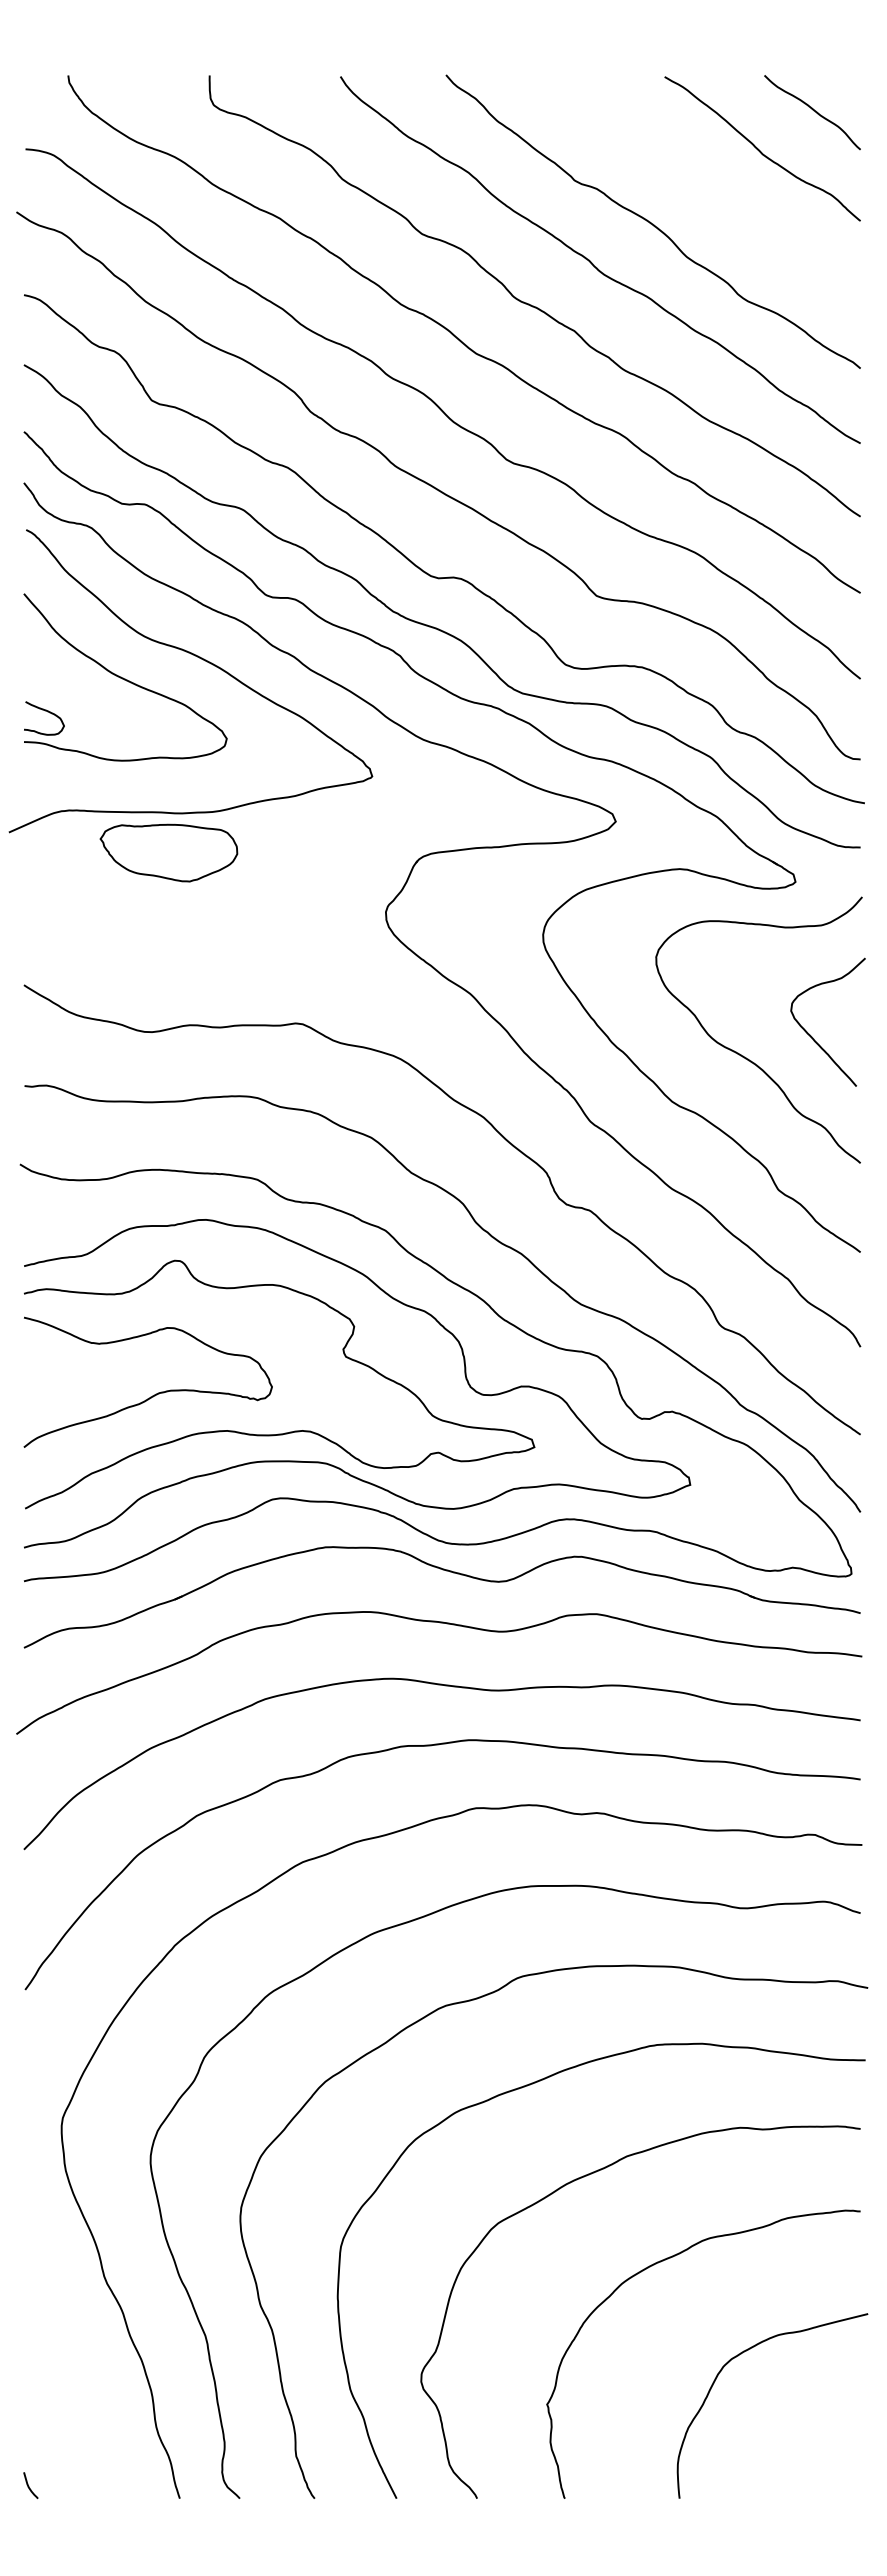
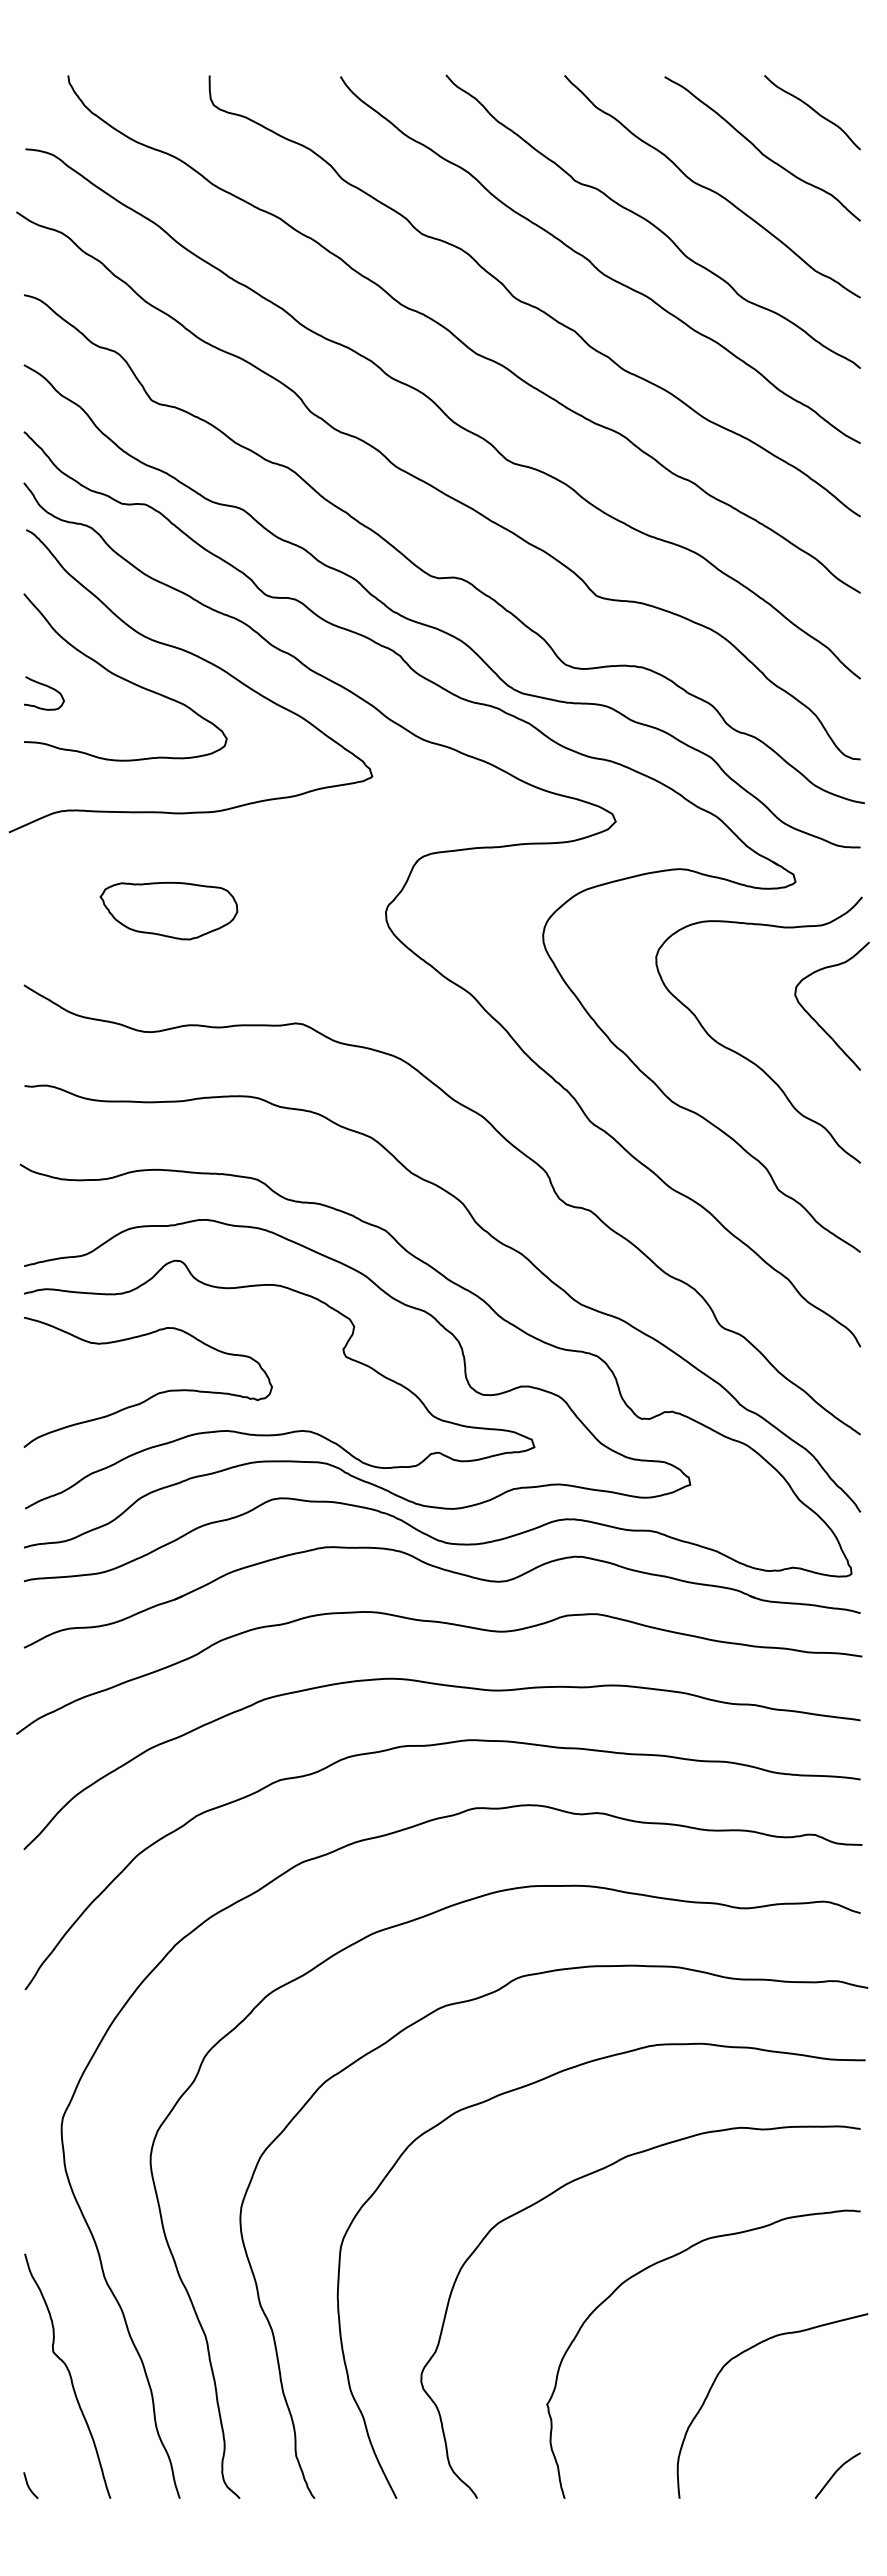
curve: none -> present (710, 188)
curve position: (47, 712) -> (47, 687) (47, 687)
part position: (168, 852) -> (168, 910) (168, 910)
curve position: (812, 1036) -> (816, 1020) (816, 1020)
curve: none -> present (69, 2375)
curve: none -> present (835, 2474)
